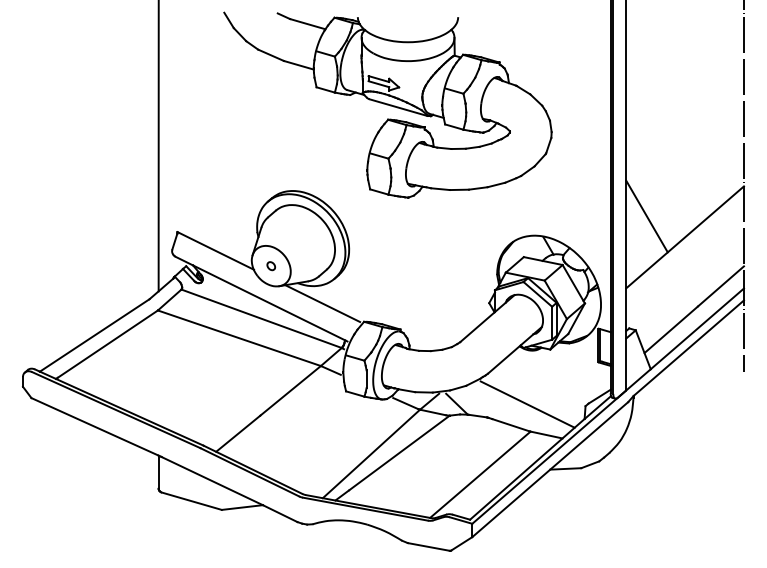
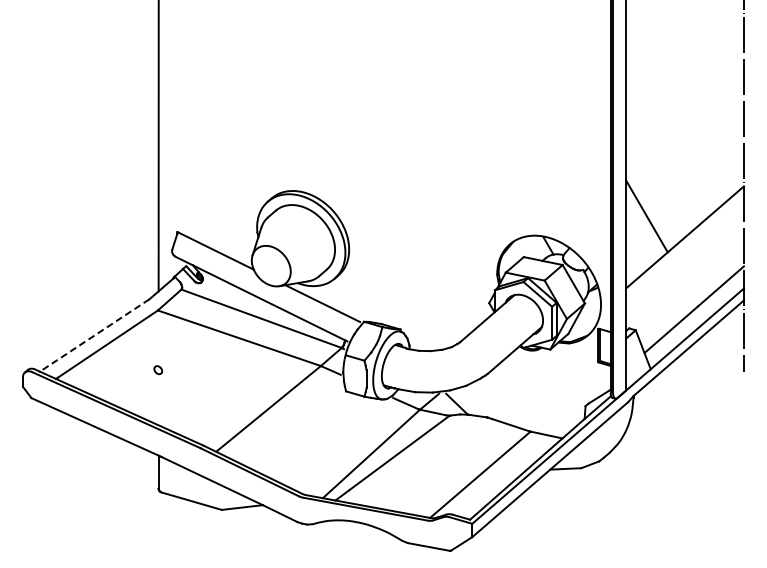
part: present -> none (387, 104)
part position: (271, 266) -> (158, 370) (158, 370)
line: solid -> dashed (94, 335)
line: present -> none (527, 404)
